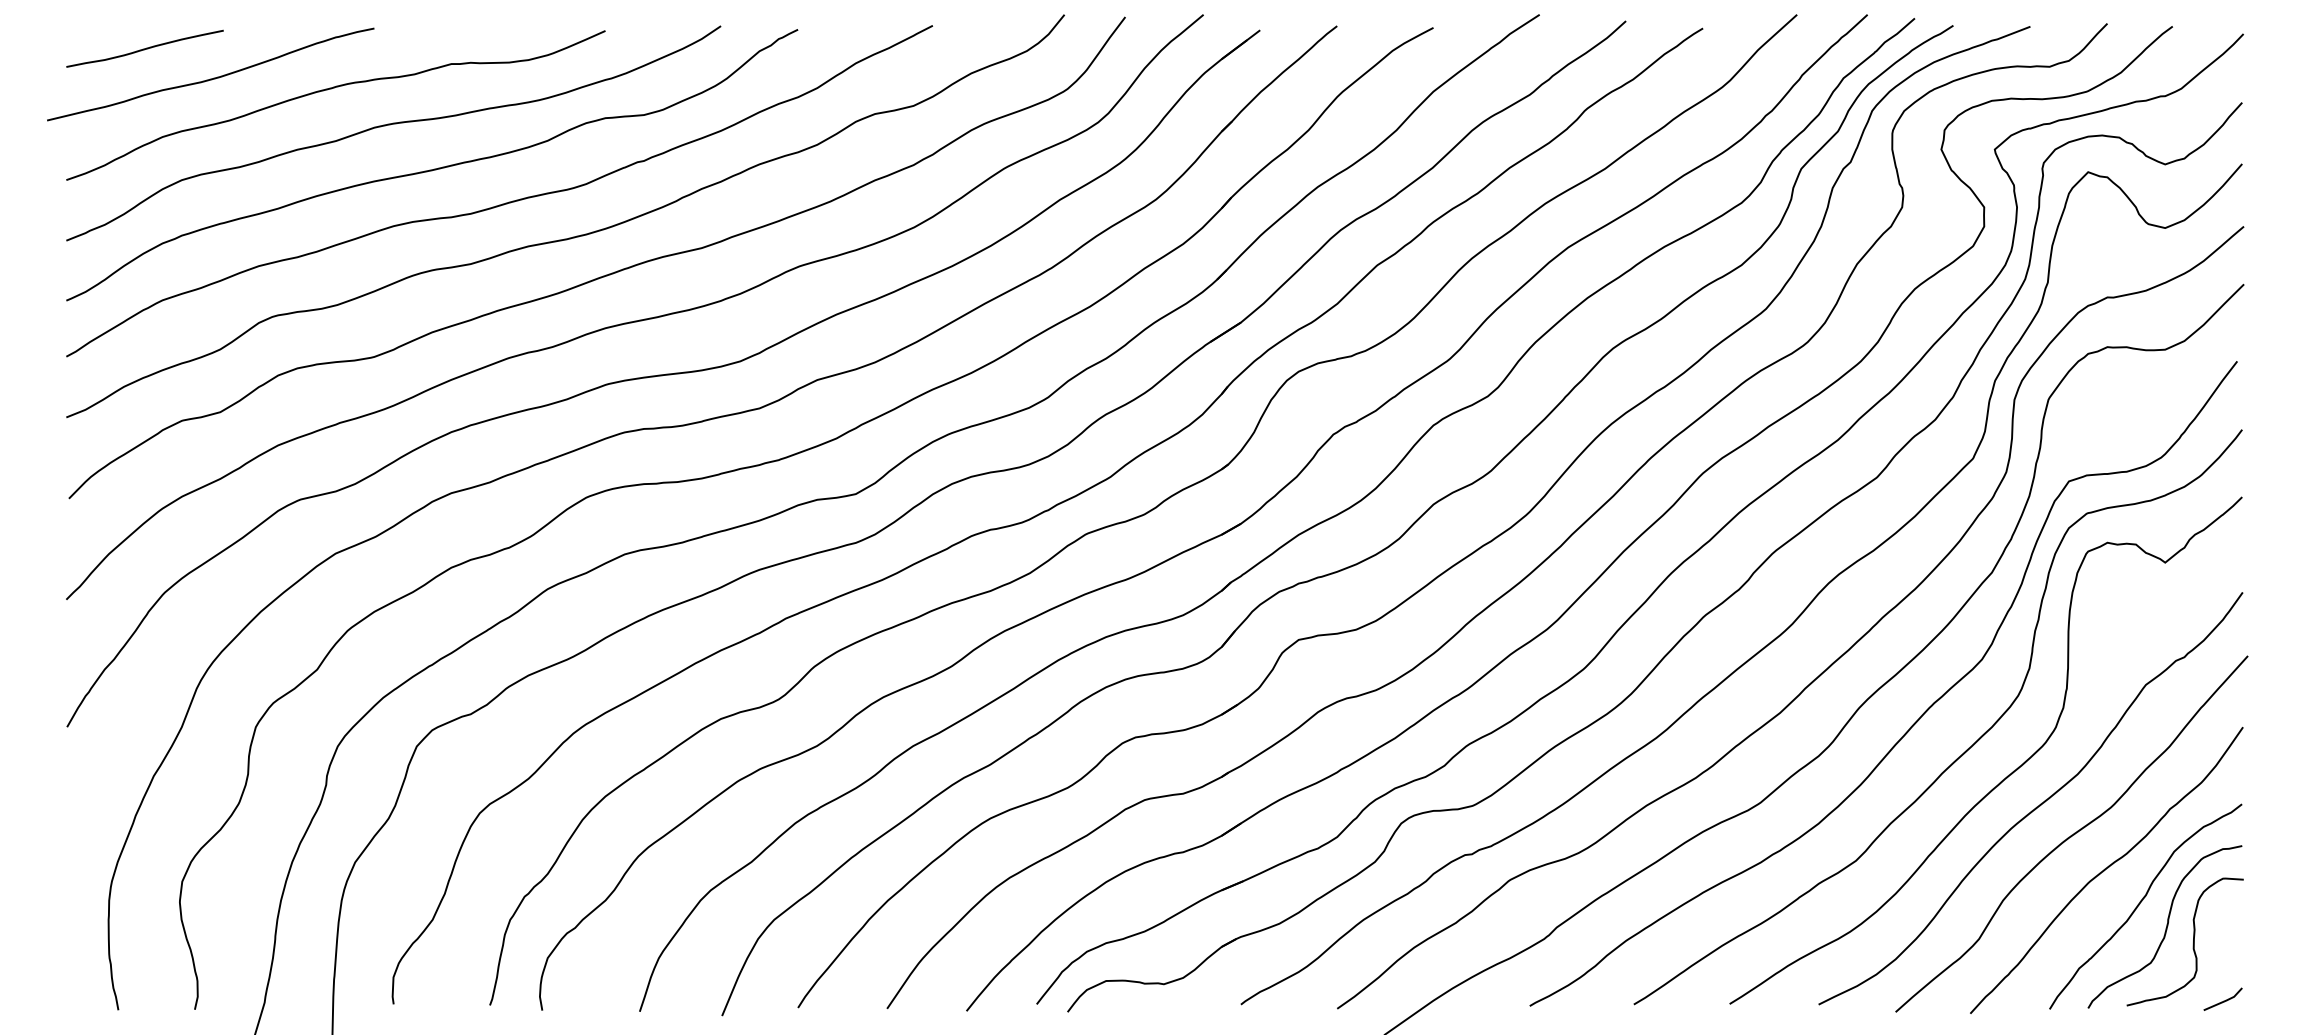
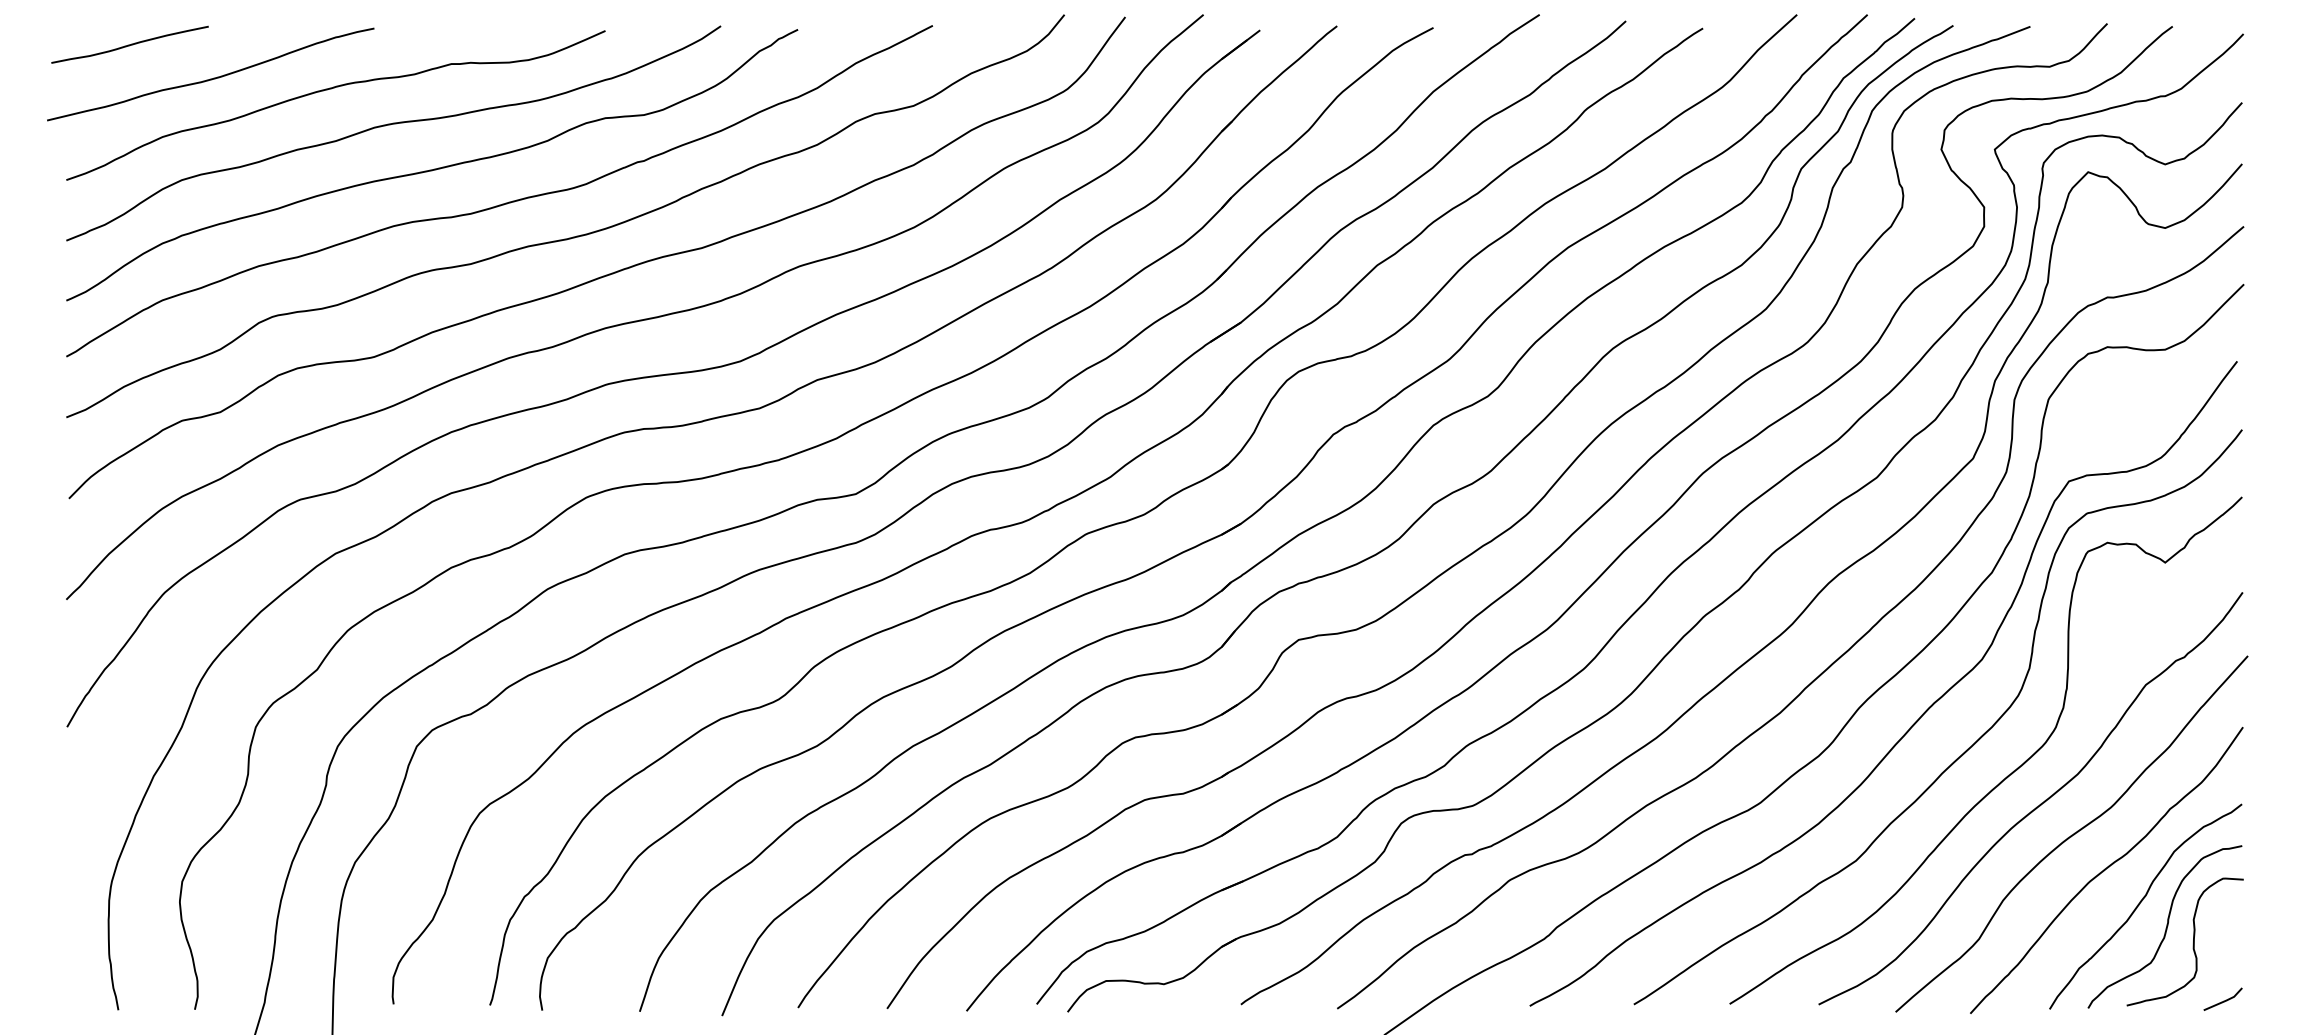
curve position: (144, 48) -> (129, 44) (129, 44)
